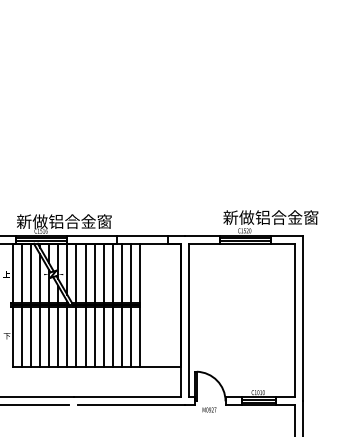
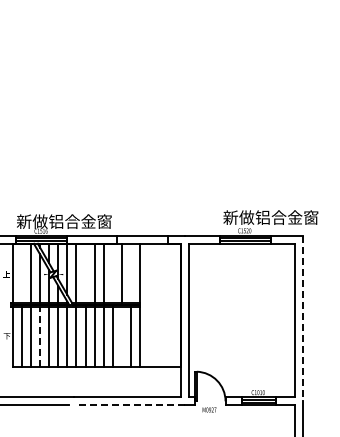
line: present -> none (21, 273)
line: present -> none (85, 273)
line: present -> none (112, 273)
line: present -> none (131, 273)
line: solid -> dashed (303, 318)
line: present -> none (121, 336)
line: solid -> dashed (40, 337)
line: solid -> dashed (131, 405)
